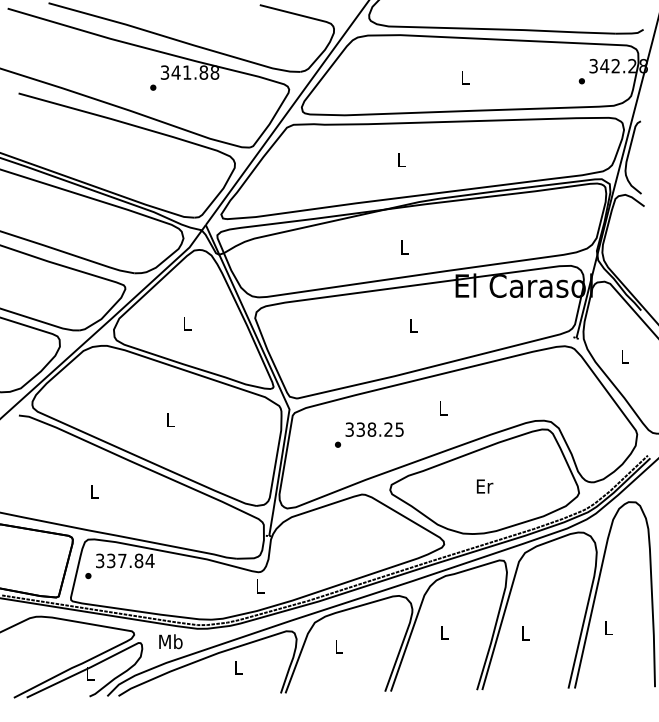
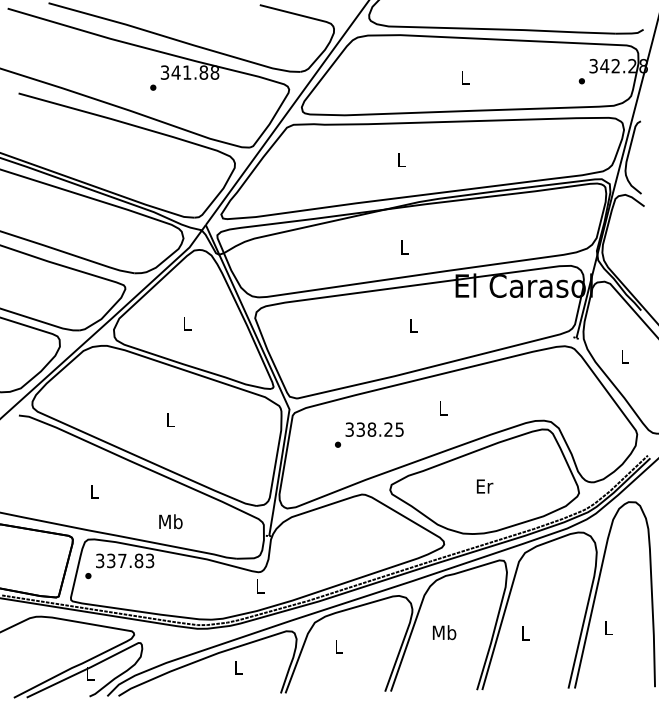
text: 337.84 -> 337.83 (149, 560)
text: L -> Mb (444, 632)
text position: (170, 641) -> (170, 521) (170, 521)
